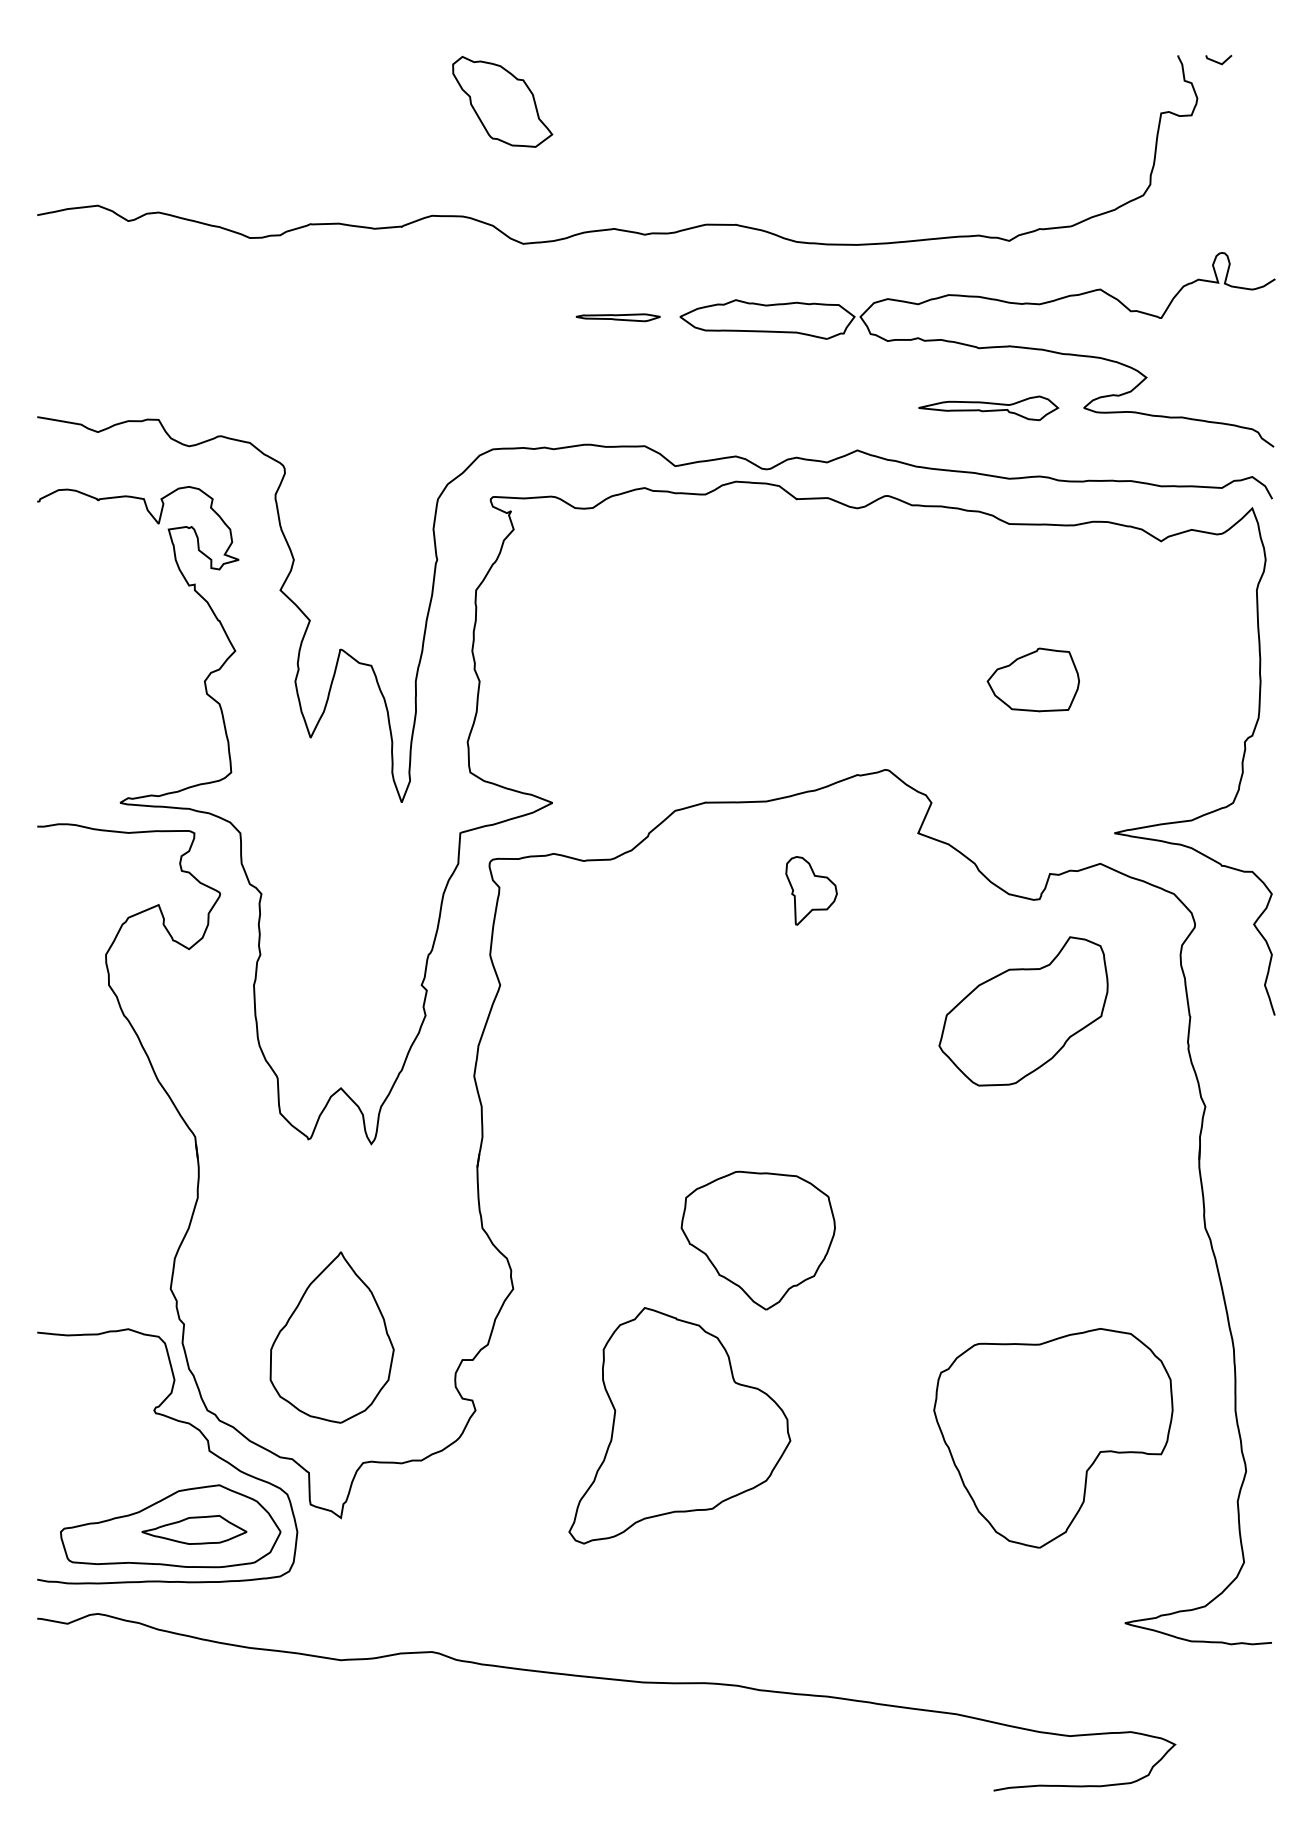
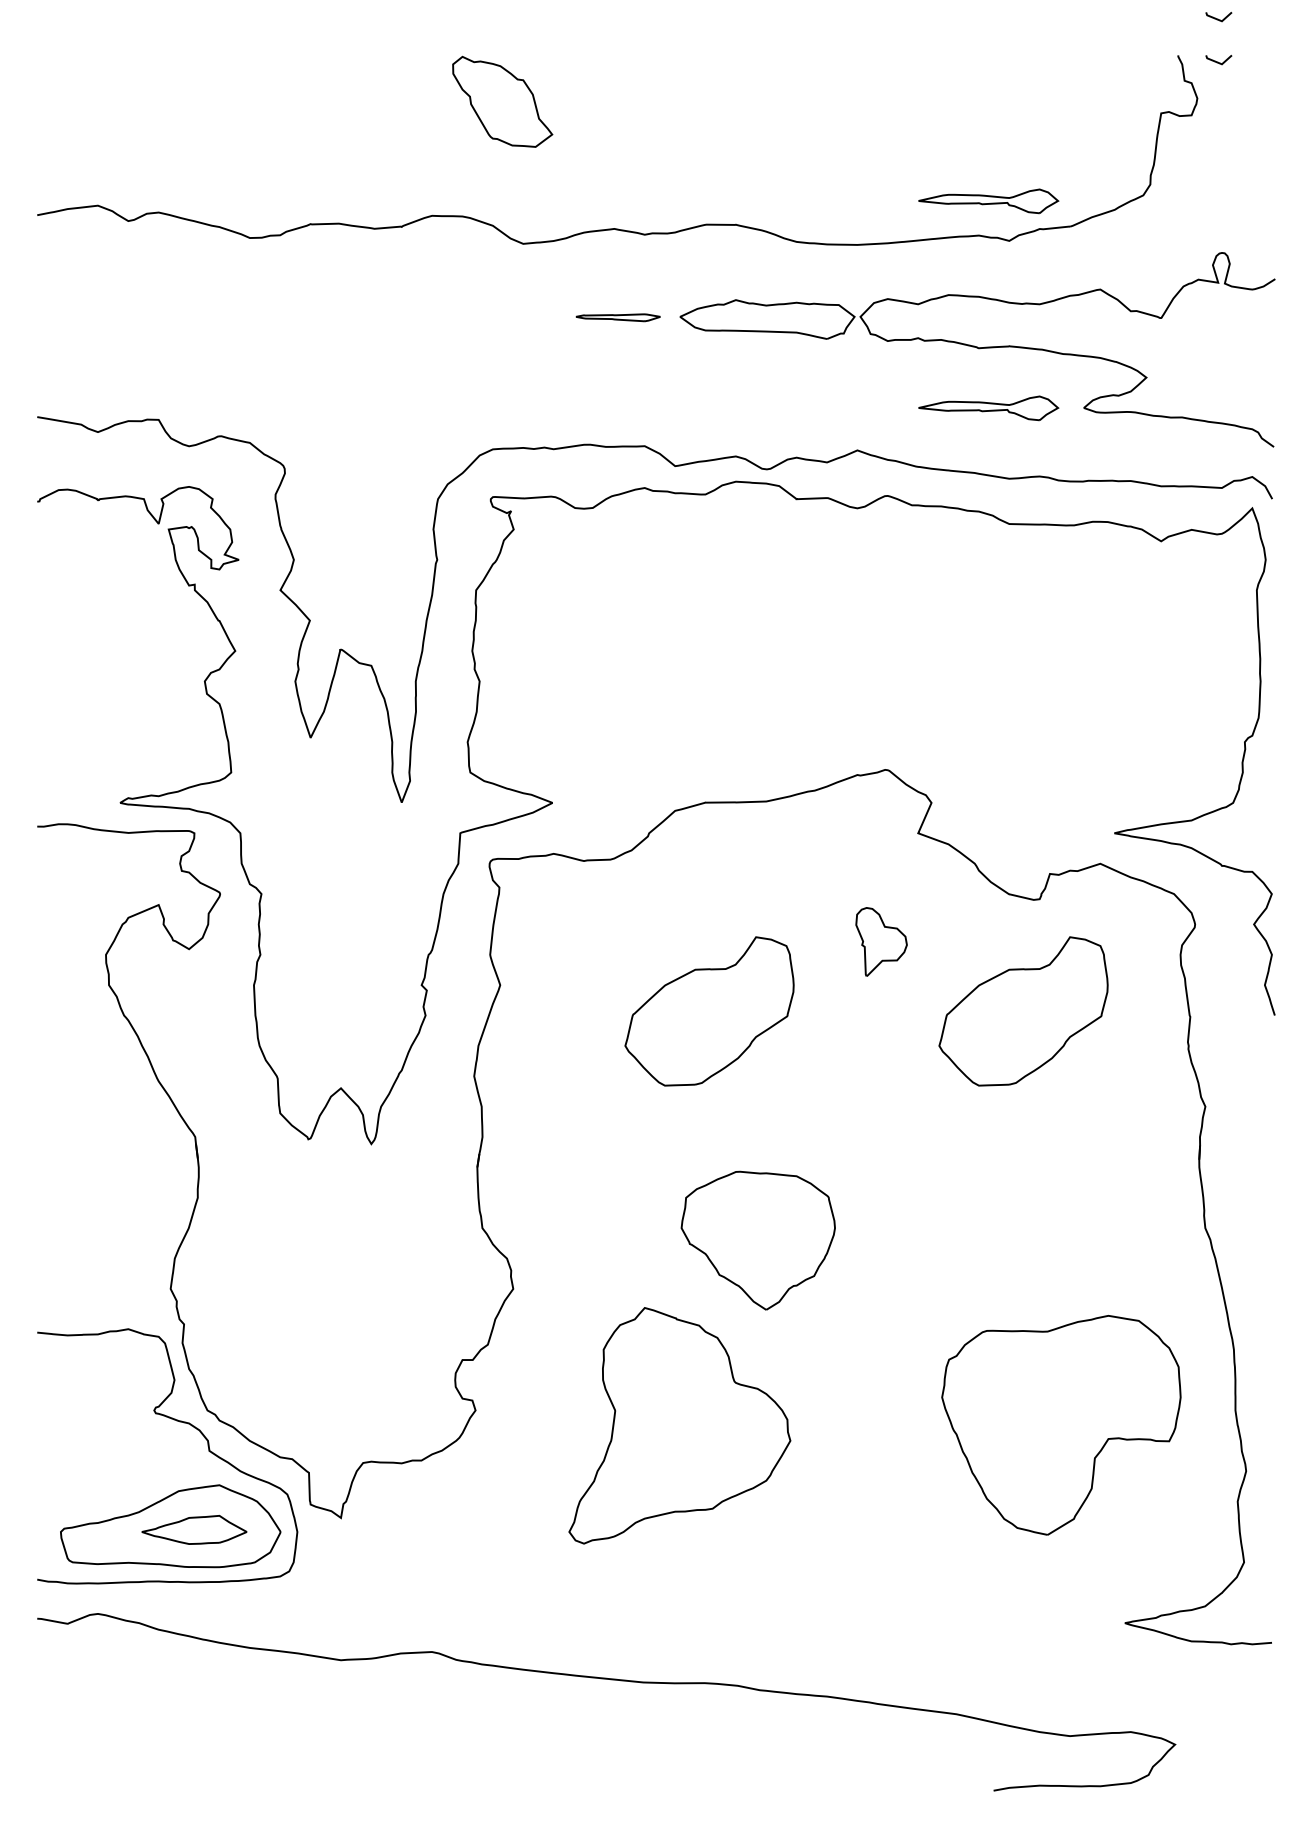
line: none -> present (1218, 18)
part: none -> present (988, 201)
part: present -> none (1032, 679)
part position: (811, 890) -> (881, 941) (881, 941)
part: none -> present (709, 1011)
part: present -> none (331, 1337)
part position: (1053, 1438) -> (1061, 1425) (1061, 1425)
